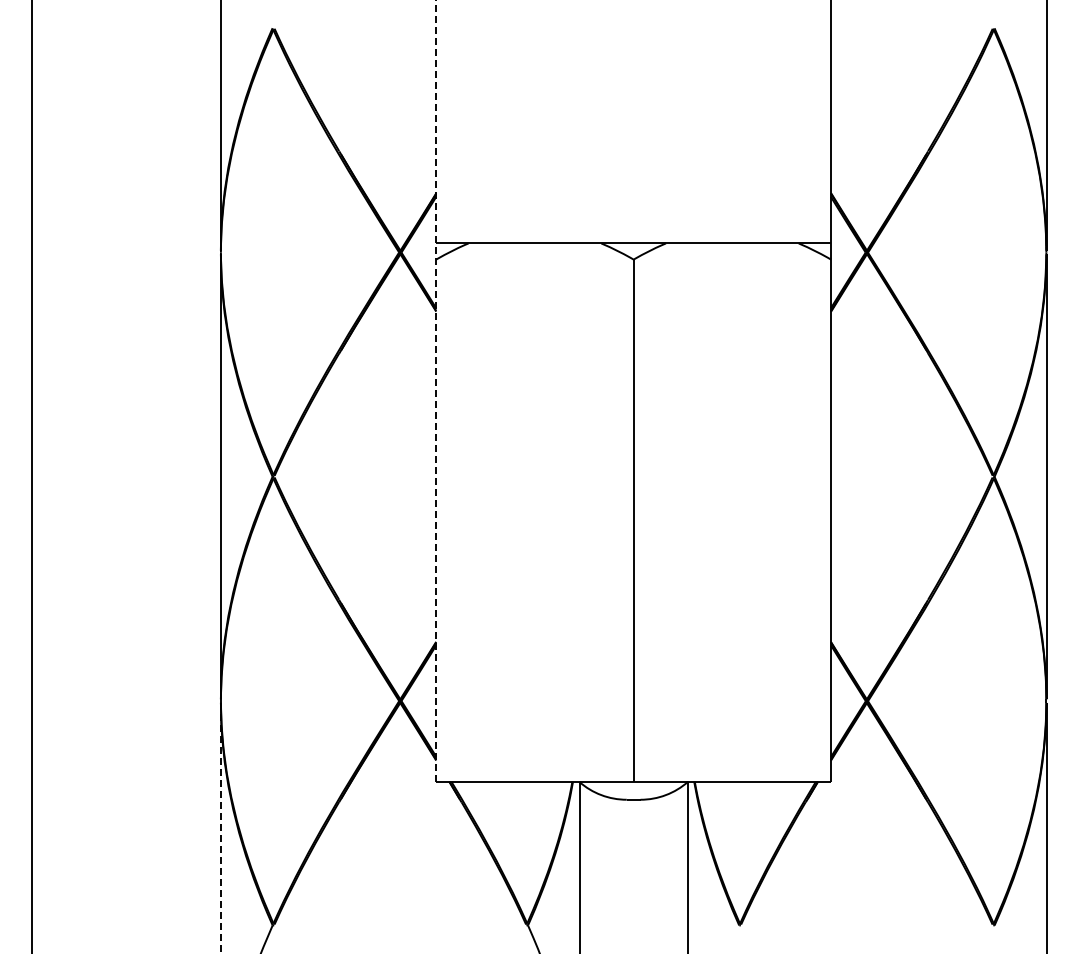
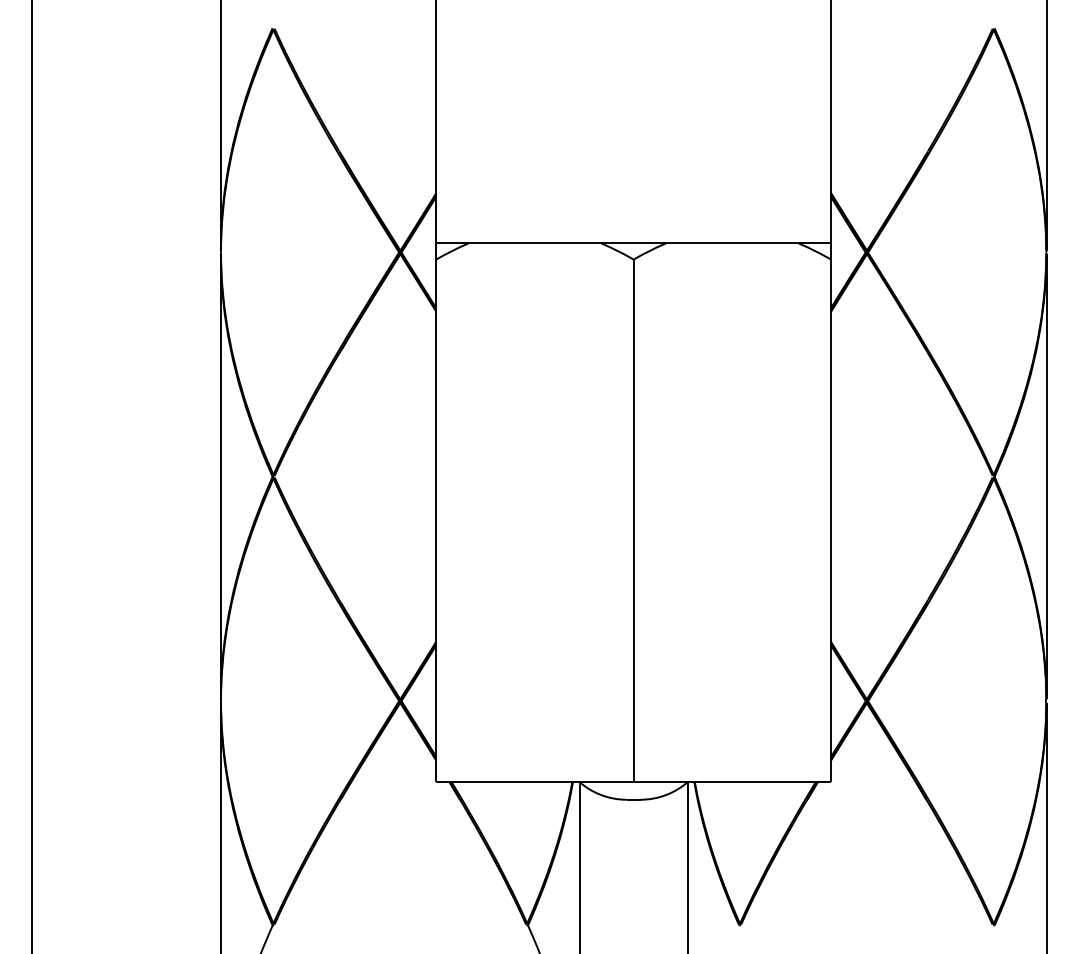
line: dashed -> solid (436, 391)
line: dashed -> solid (220, 828)
